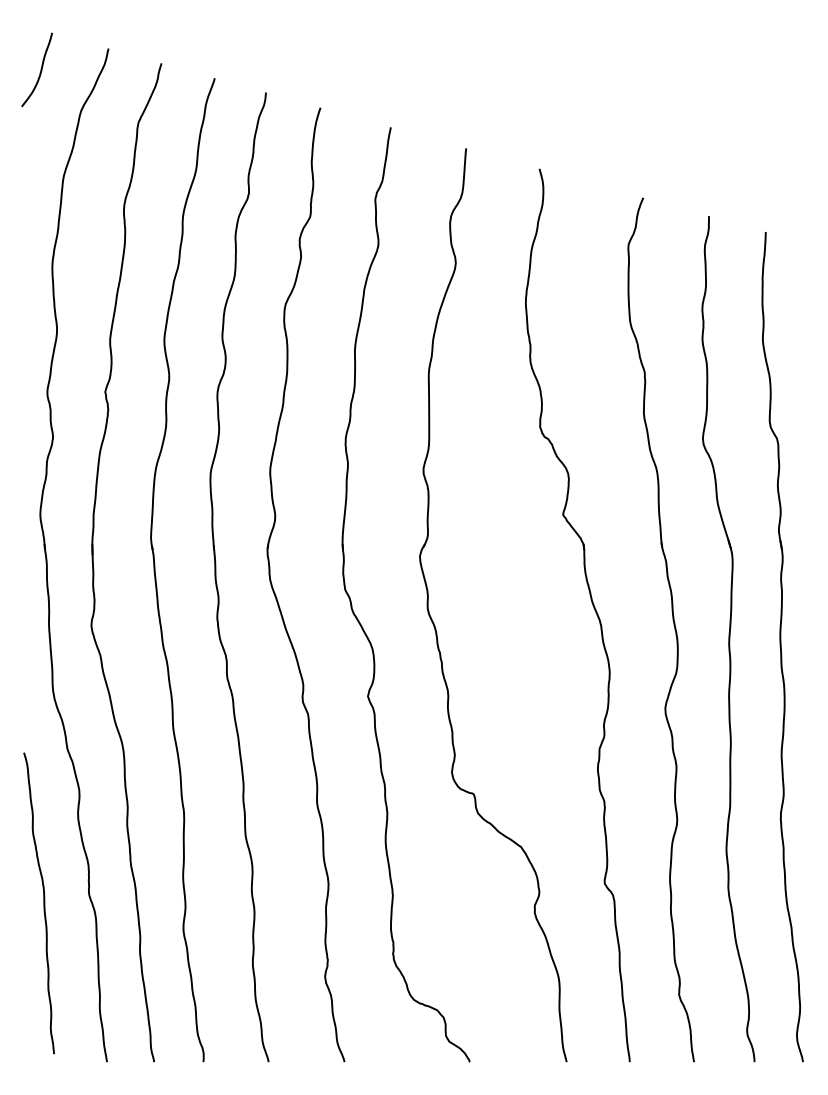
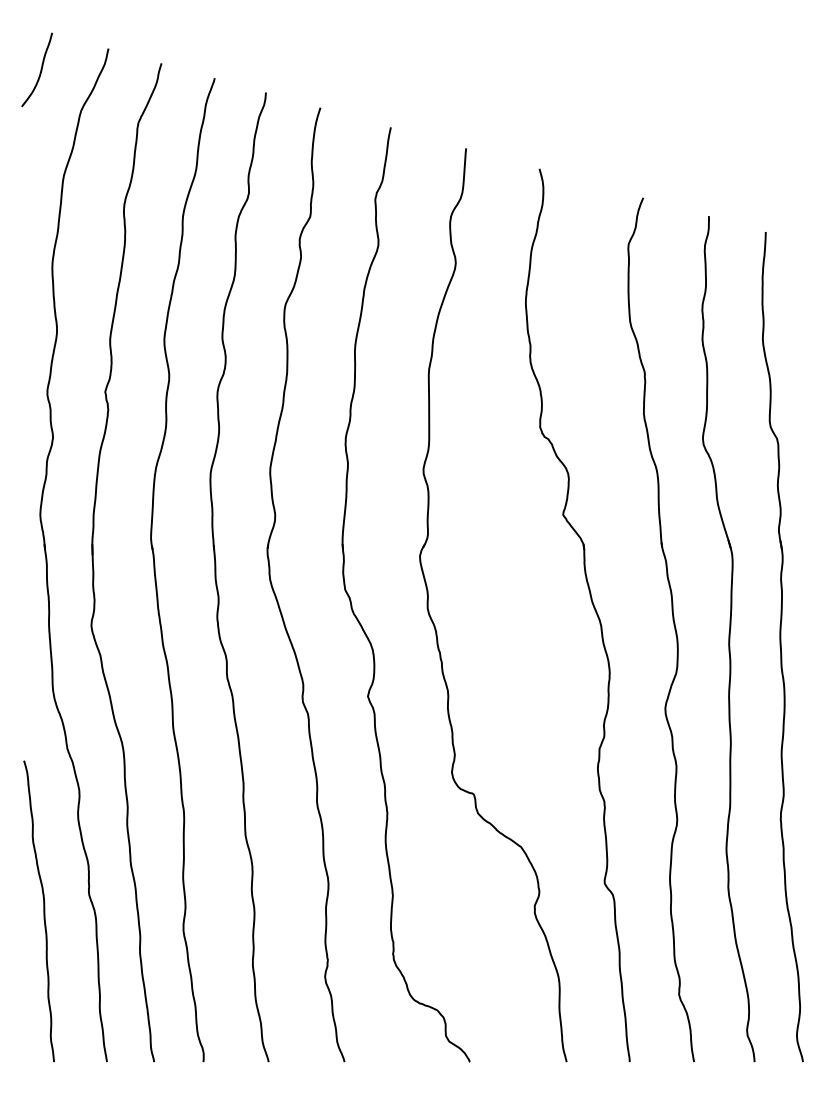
curve position: (43, 903) -> (43, 911) (43, 911)
